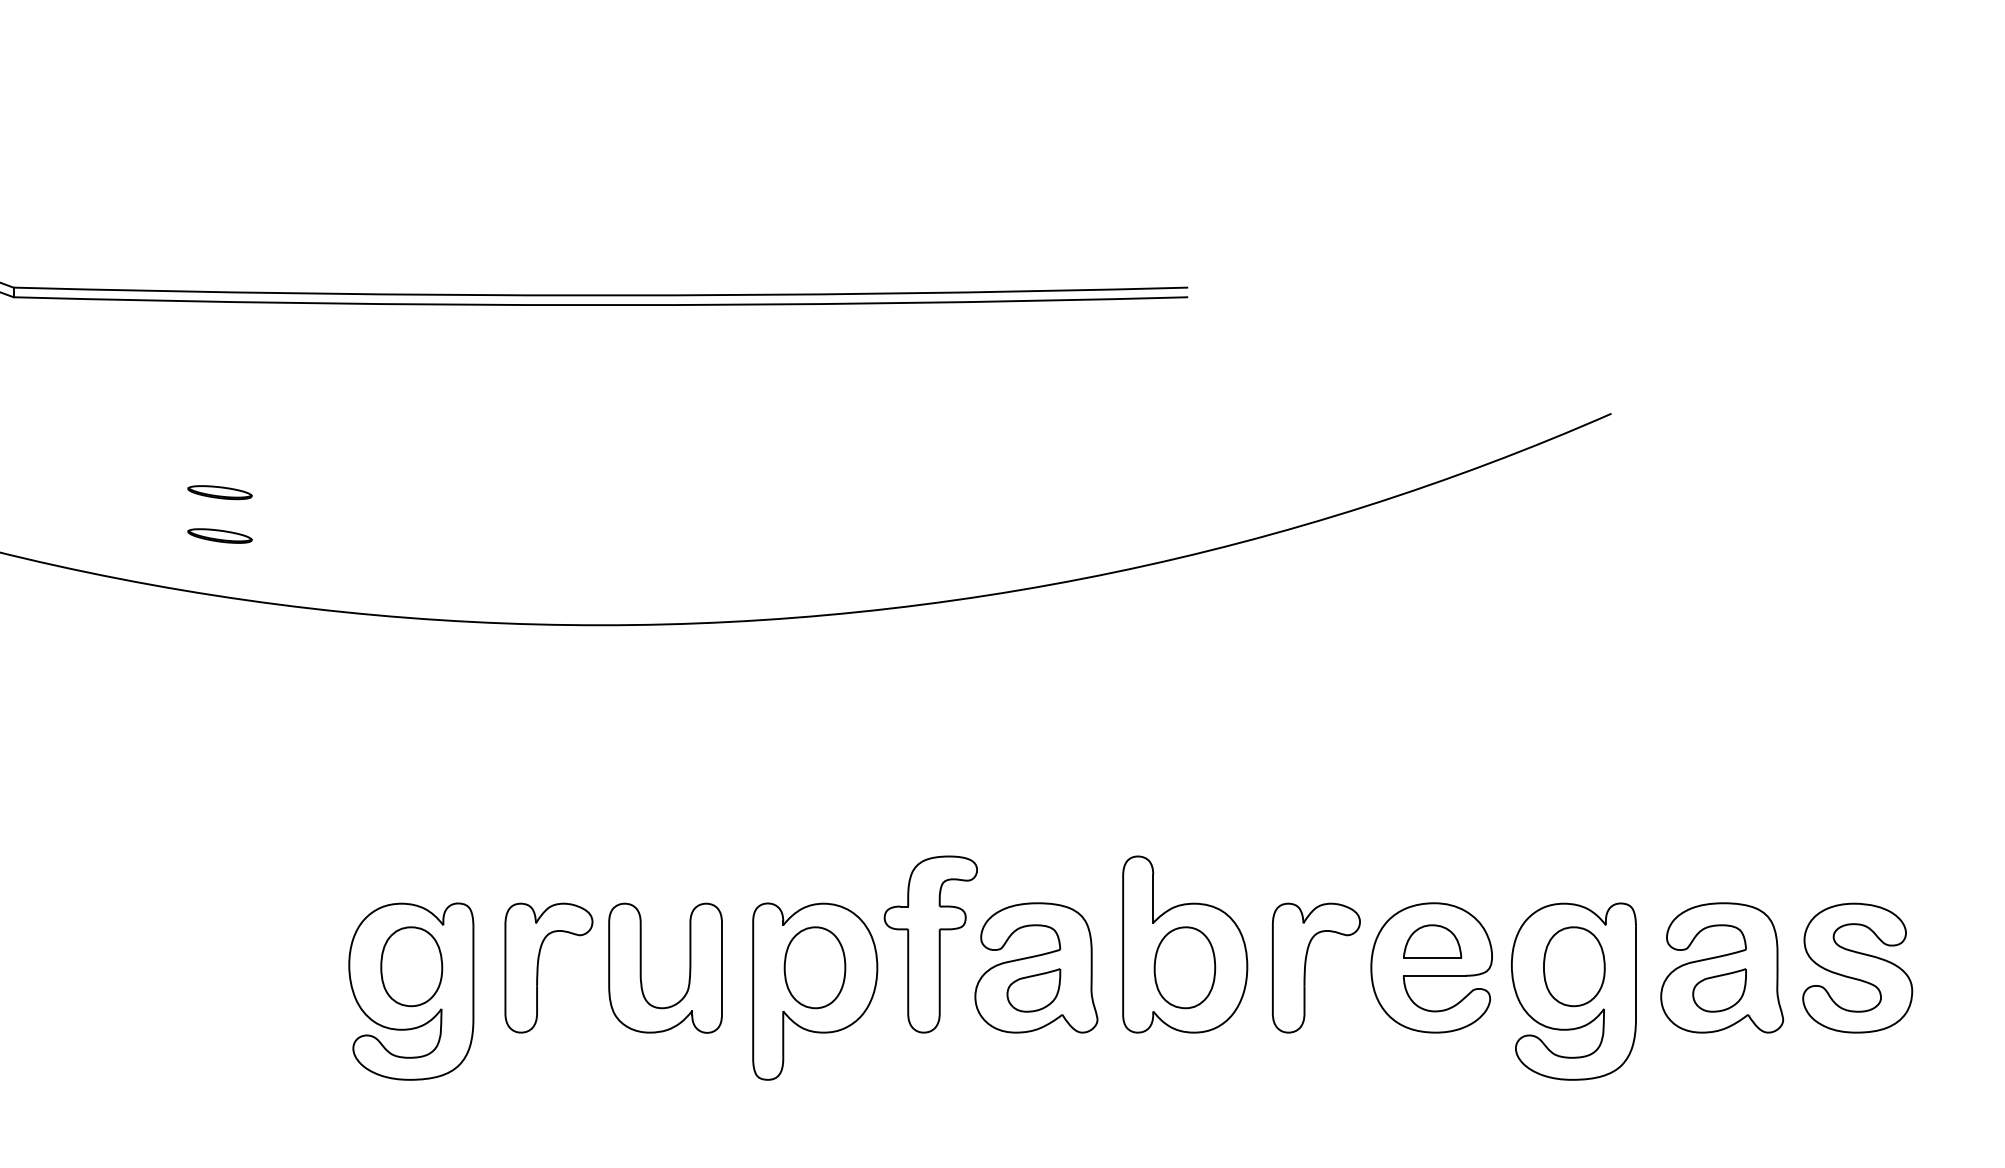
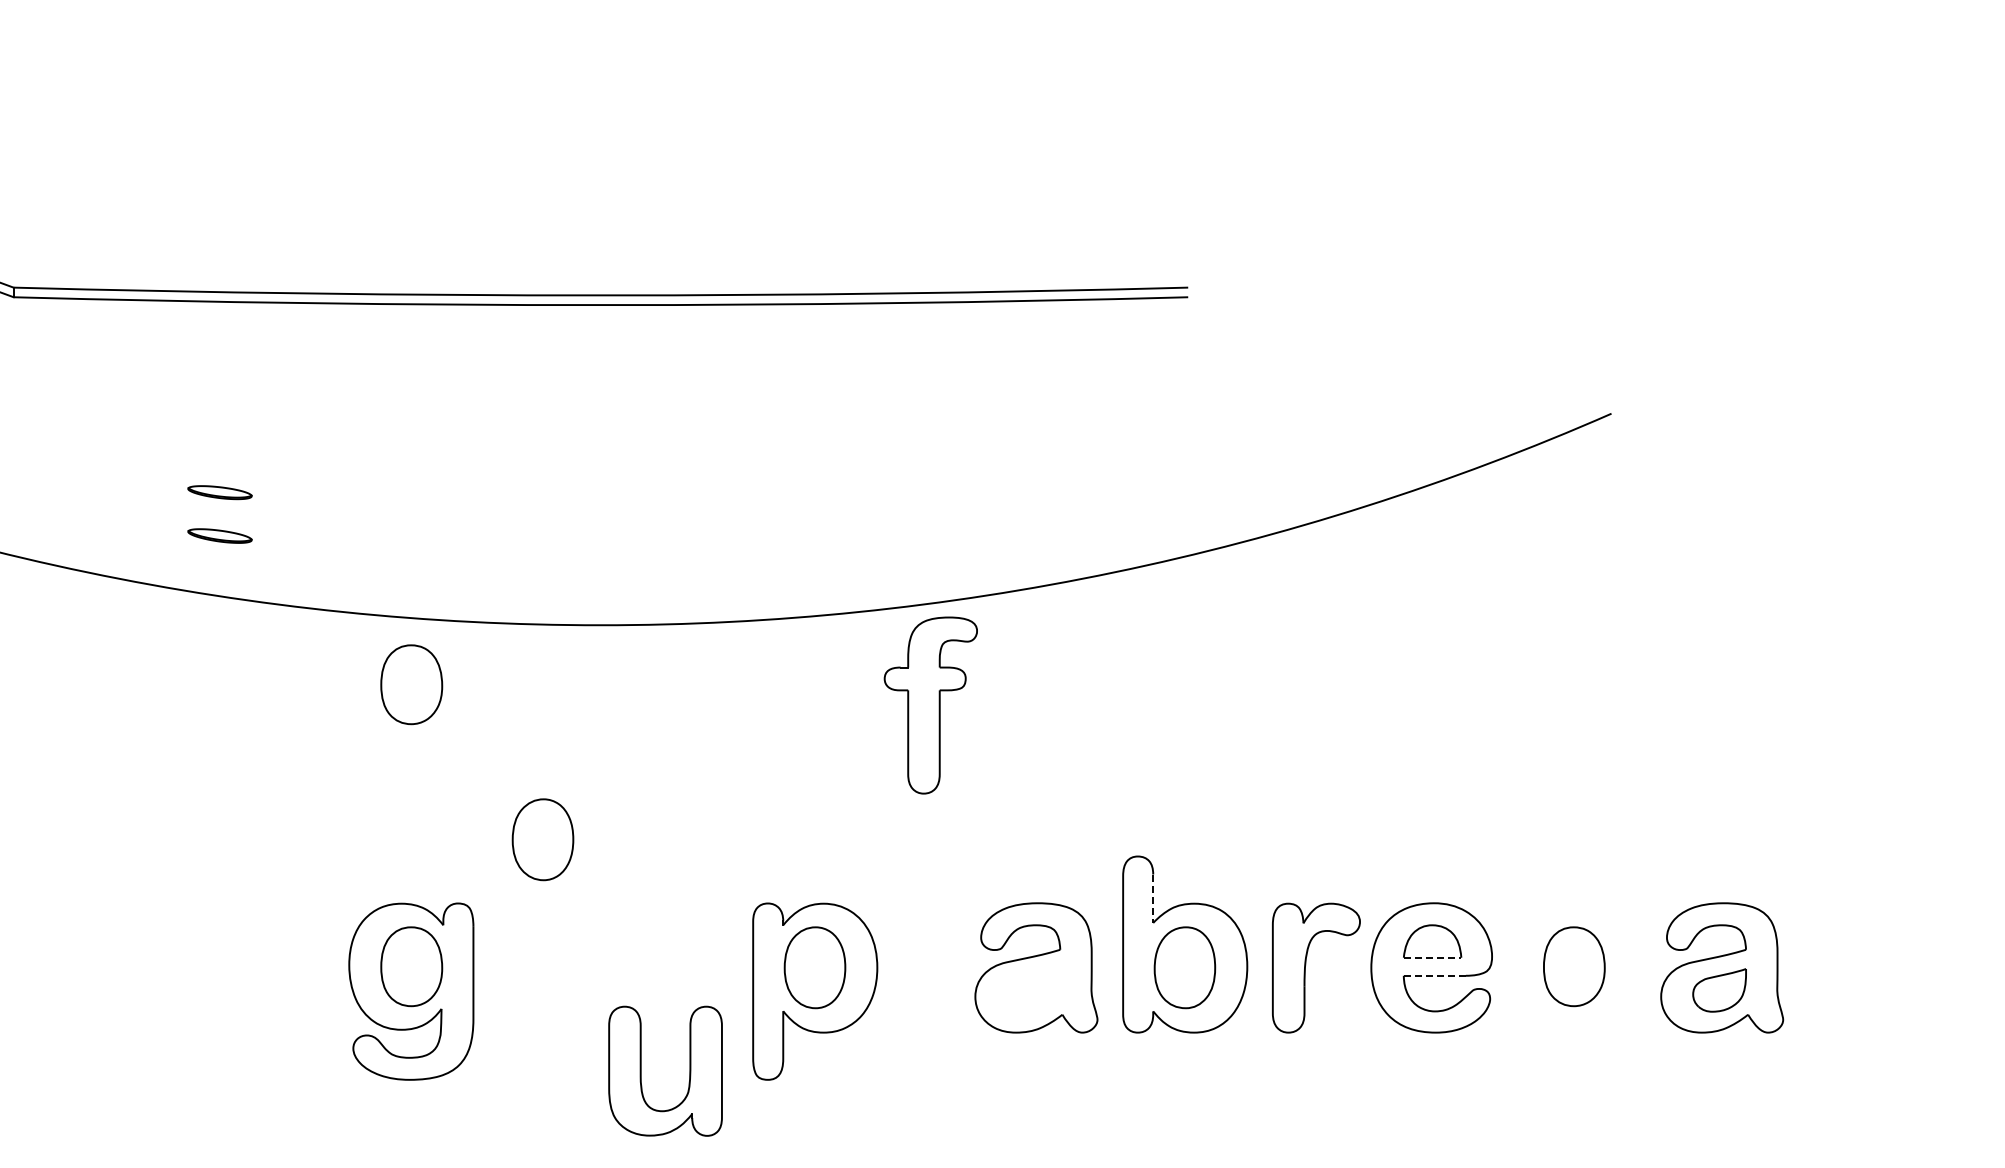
part: none -> present (411, 684)
part: none -> present (542, 839)
line: solid -> dashed (1153, 899)
part position: (930, 944) -> (930, 705) (930, 705)
line: solid -> dashed (1432, 957)
part: present -> none (538, 967)
part position: (641, 967) -> (641, 1070) (641, 1070)
part: present -> none (1857, 967)
line: solid -> dashed (1434, 975)
part: present -> none (1033, 990)
part: present -> none (1573, 991)
